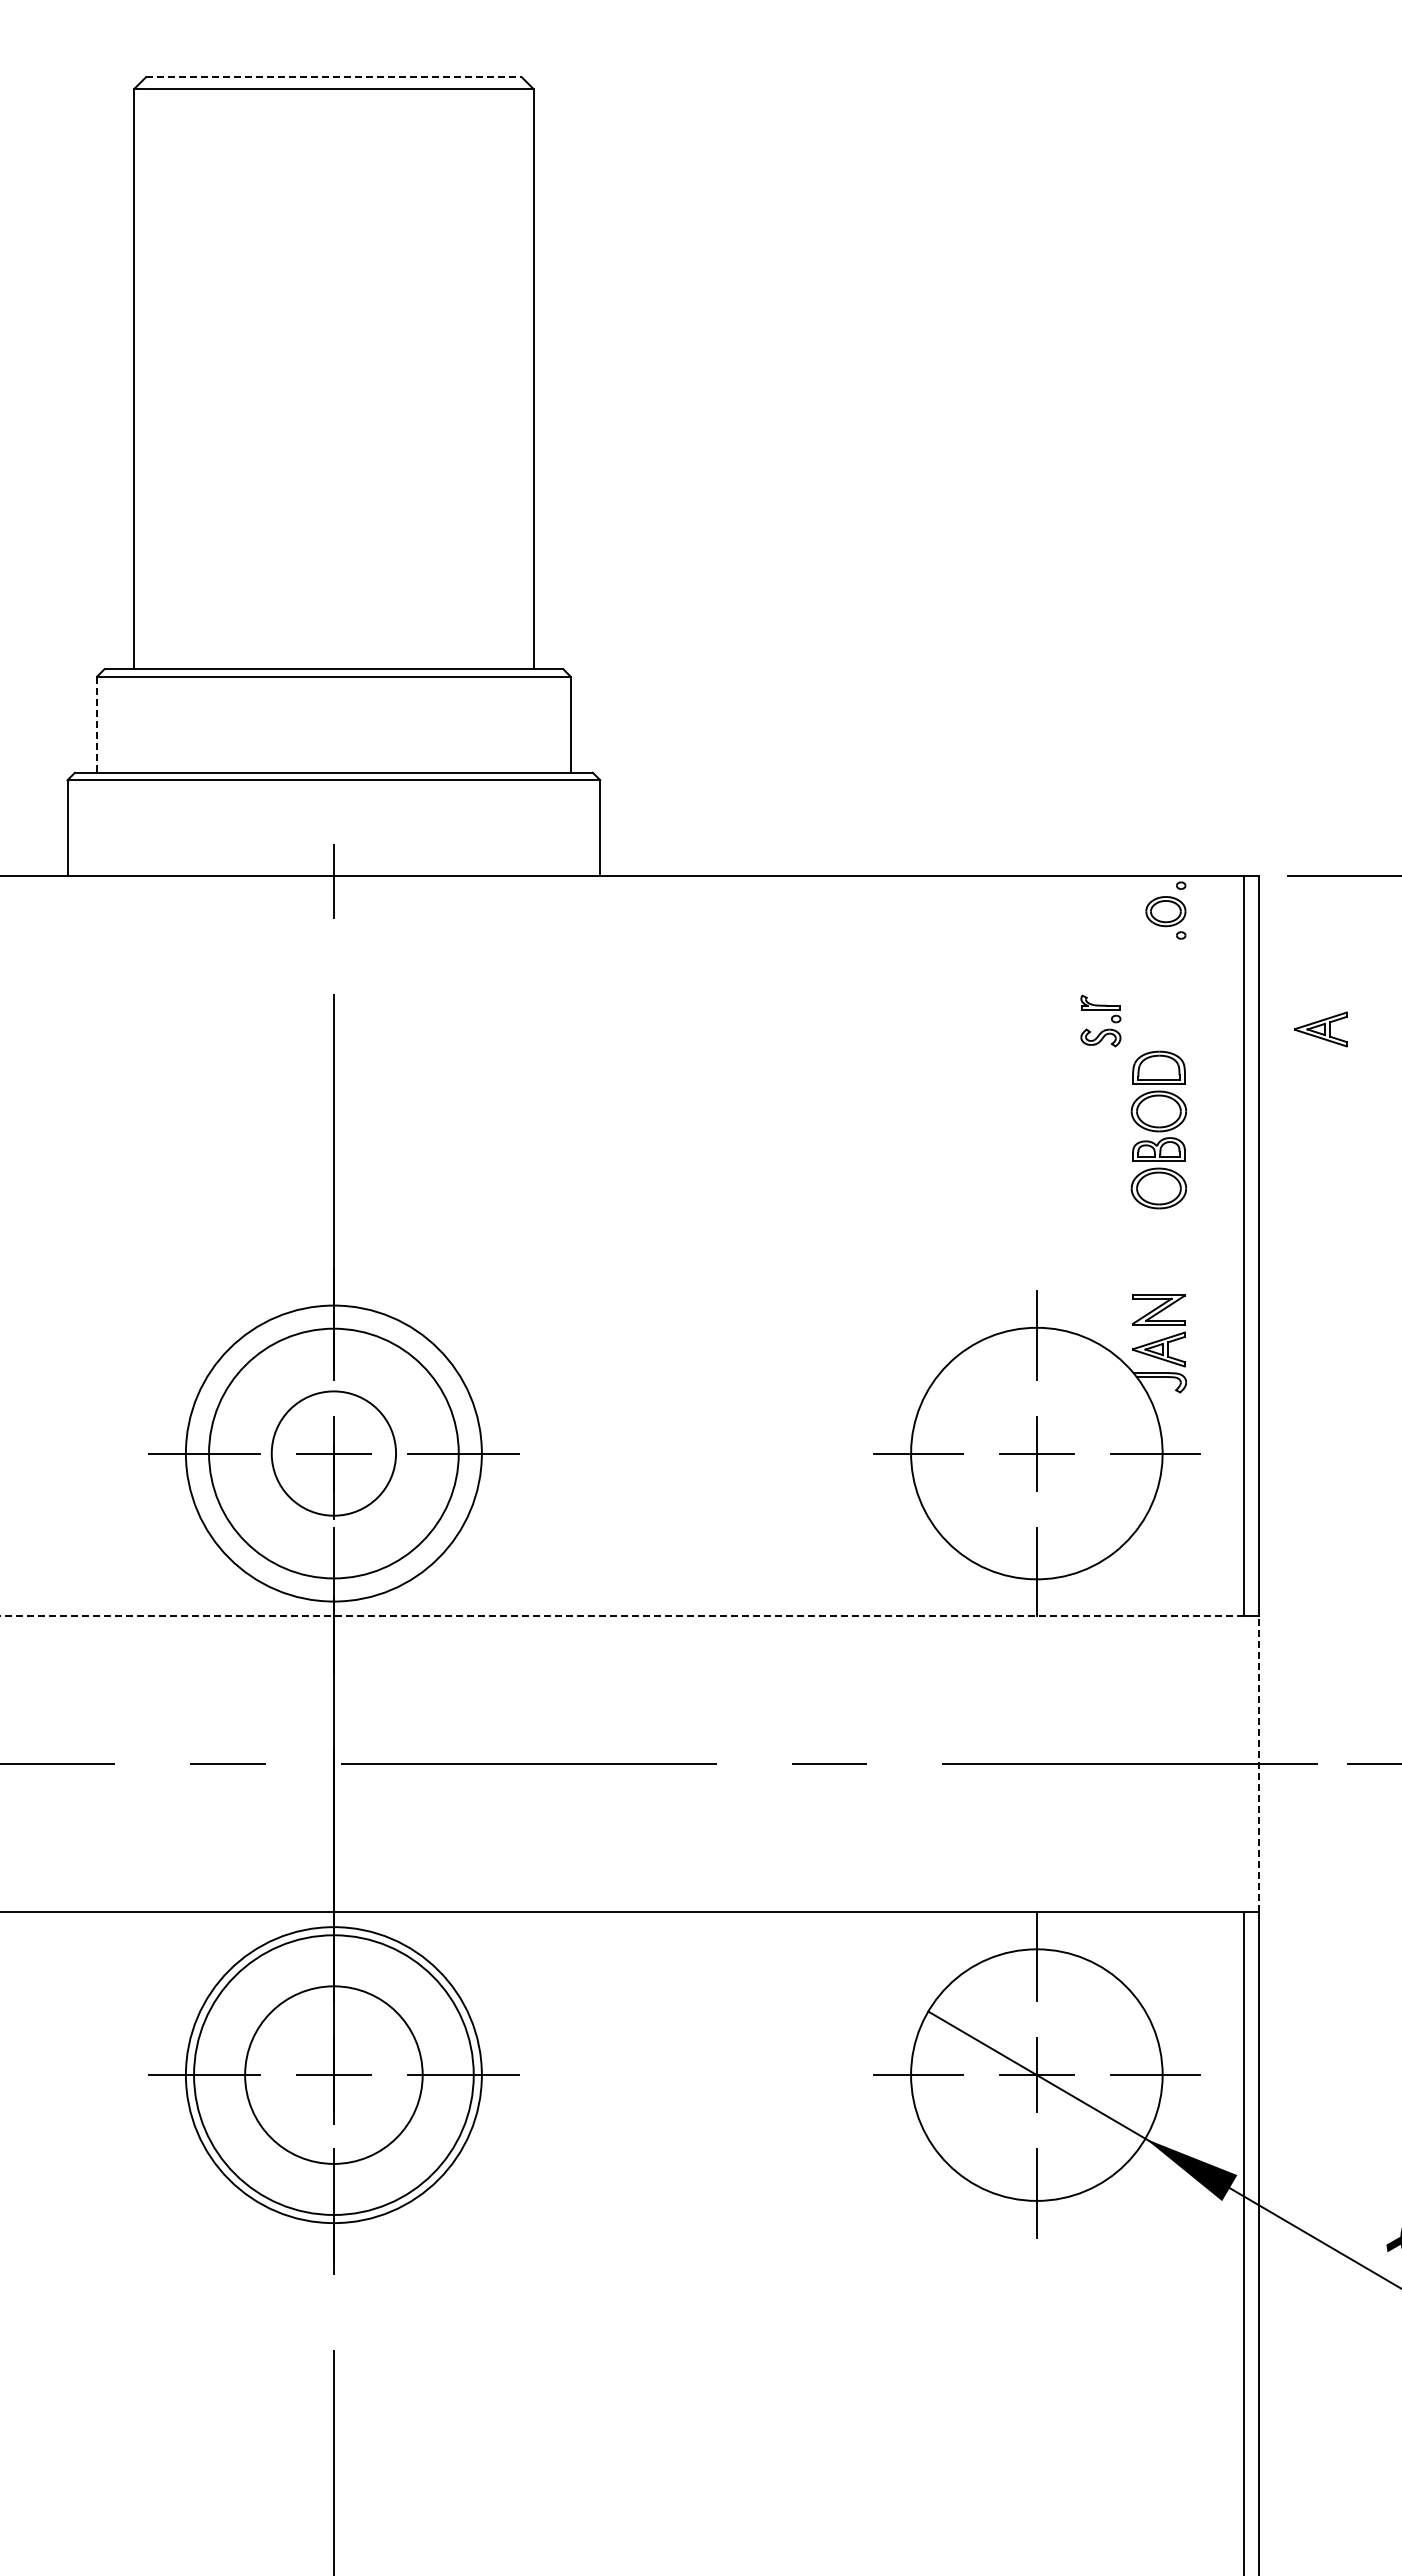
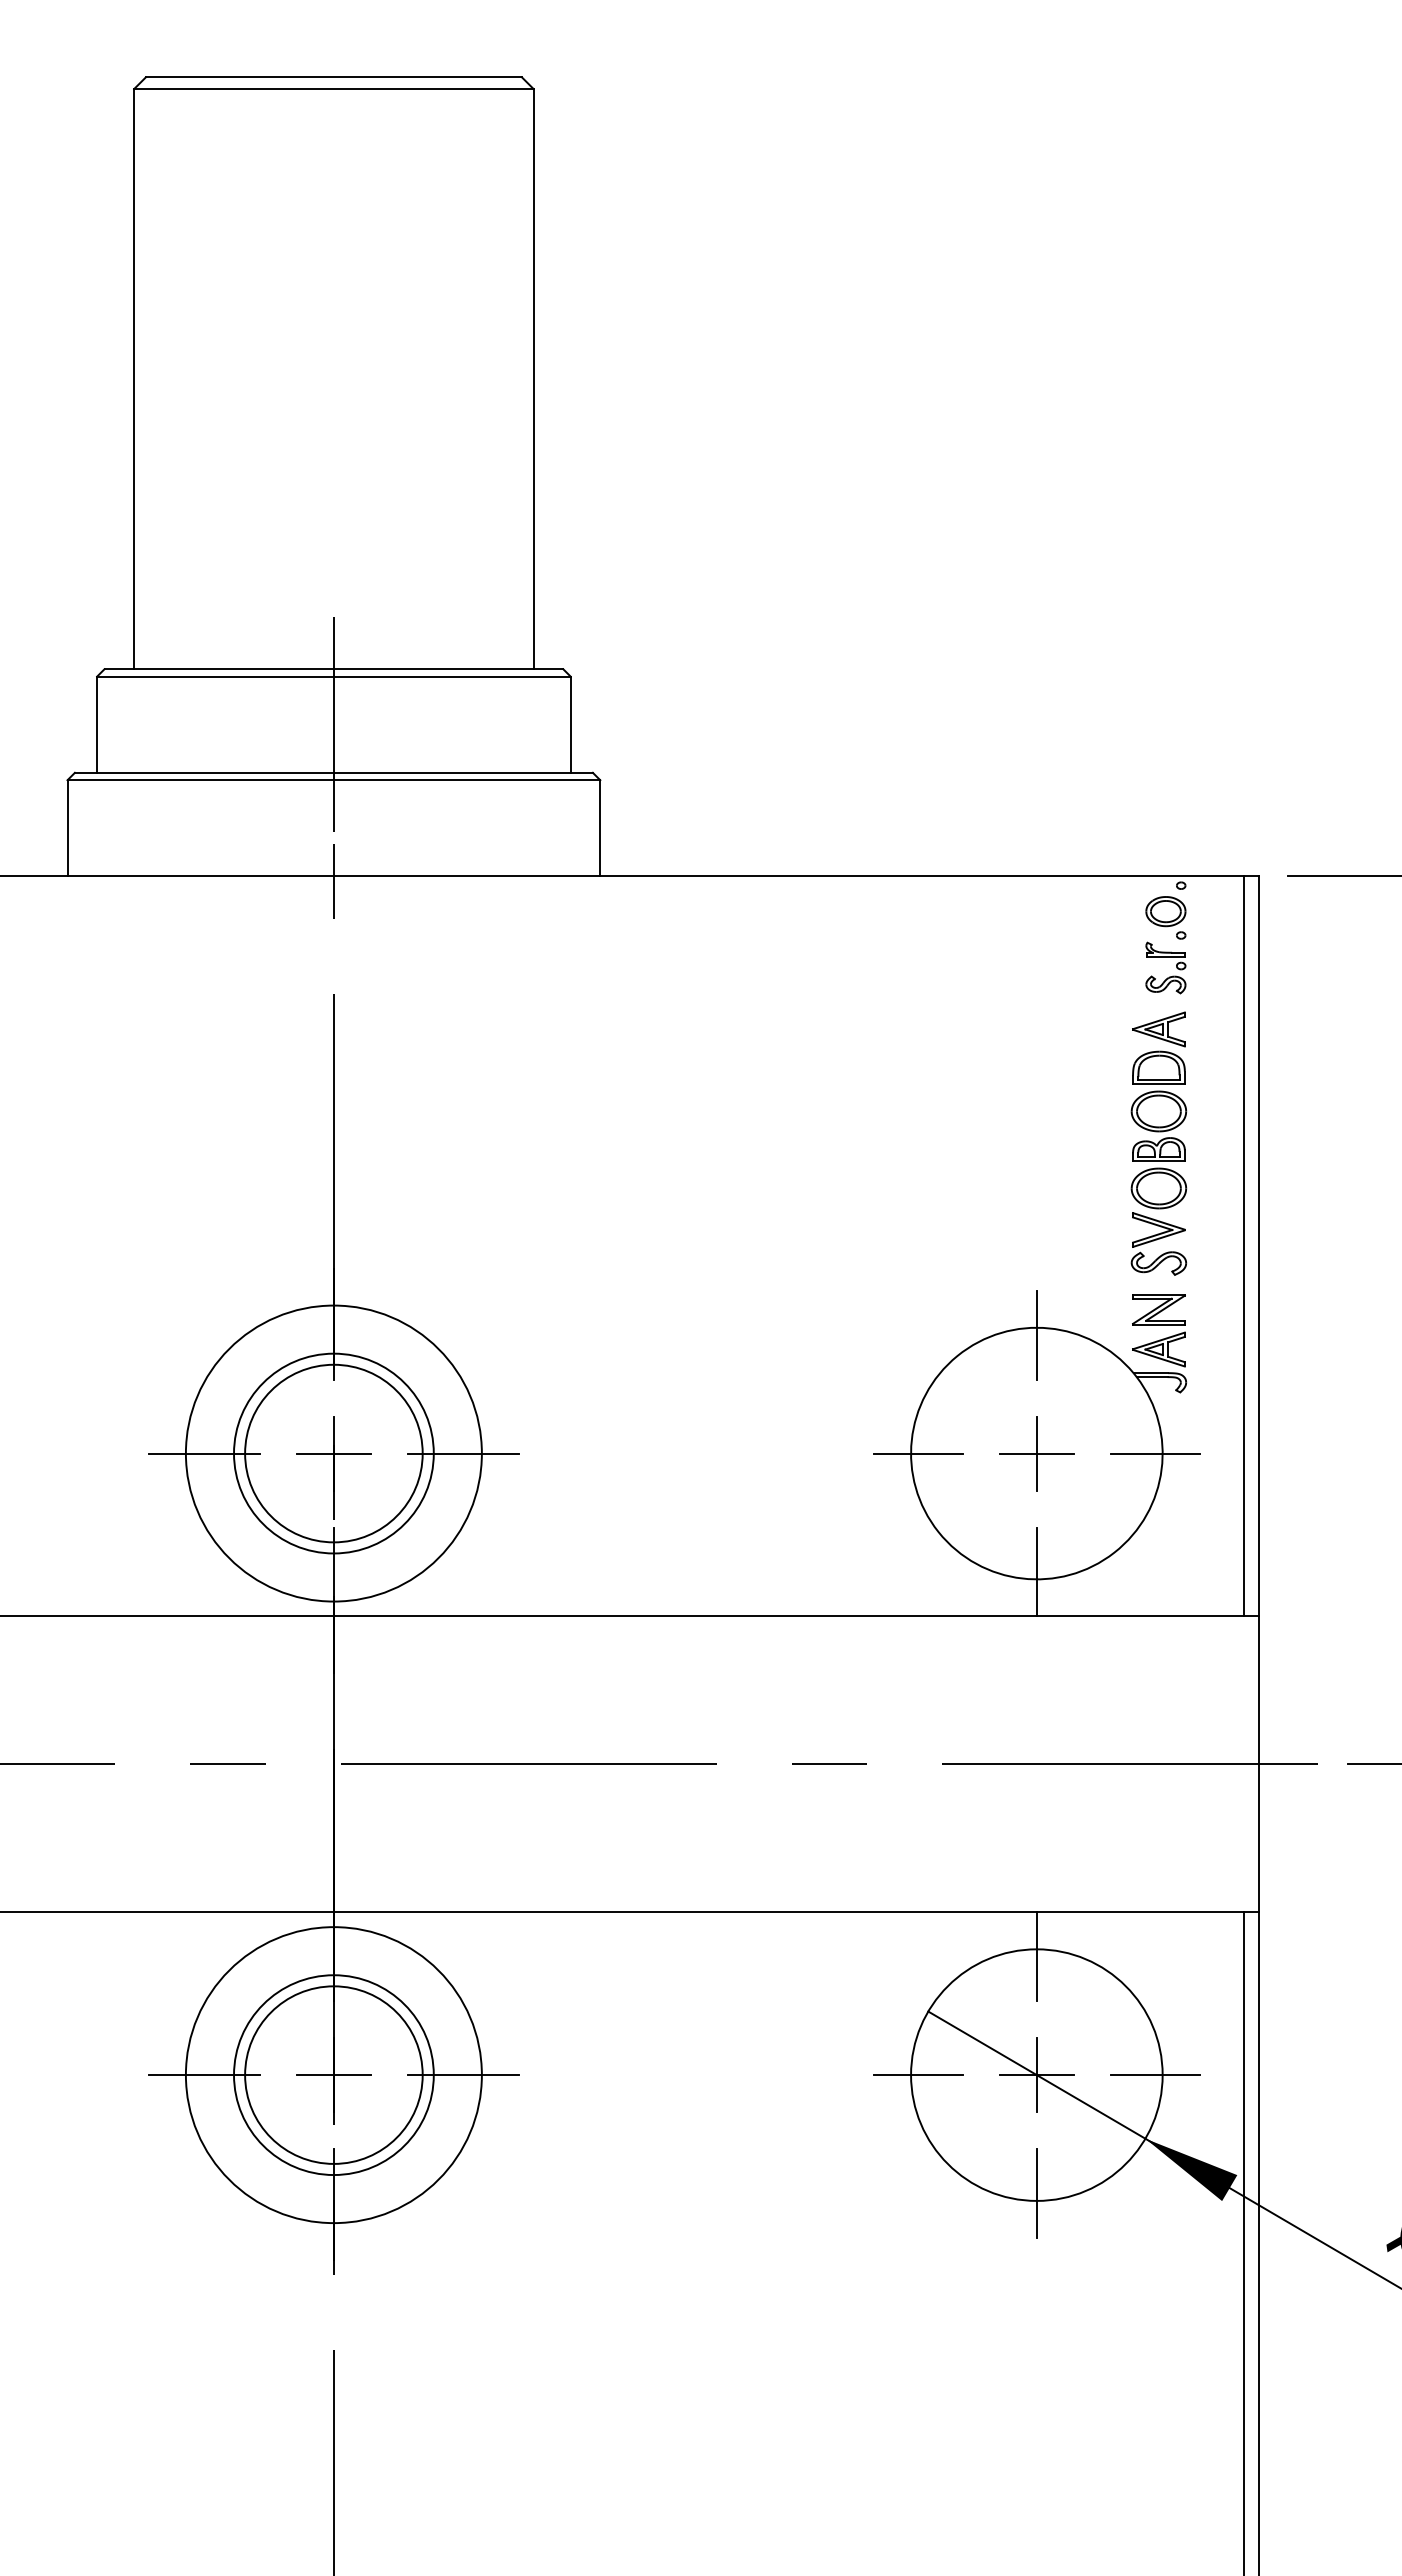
line: dashed -> solid (333, 77)
line: none -> present (333, 724)
line: dashed -> solid (97, 725)
part position: (1104, 1029) -> (1169, 976) (1169, 976)
part position: (1320, 1029) -> (1158, 1029) (1158, 1029)
part: none -> present (1158, 1243)
circle diameter: 124 px -> 178 px (333, 1453)
circle diameter: 250 px -> 200 px (333, 1453)
line: dashed -> solid (622, 1616)
line: dashed -> solid (1258, 1764)
circle diameter: 280 px -> 200 px (333, 2075)
